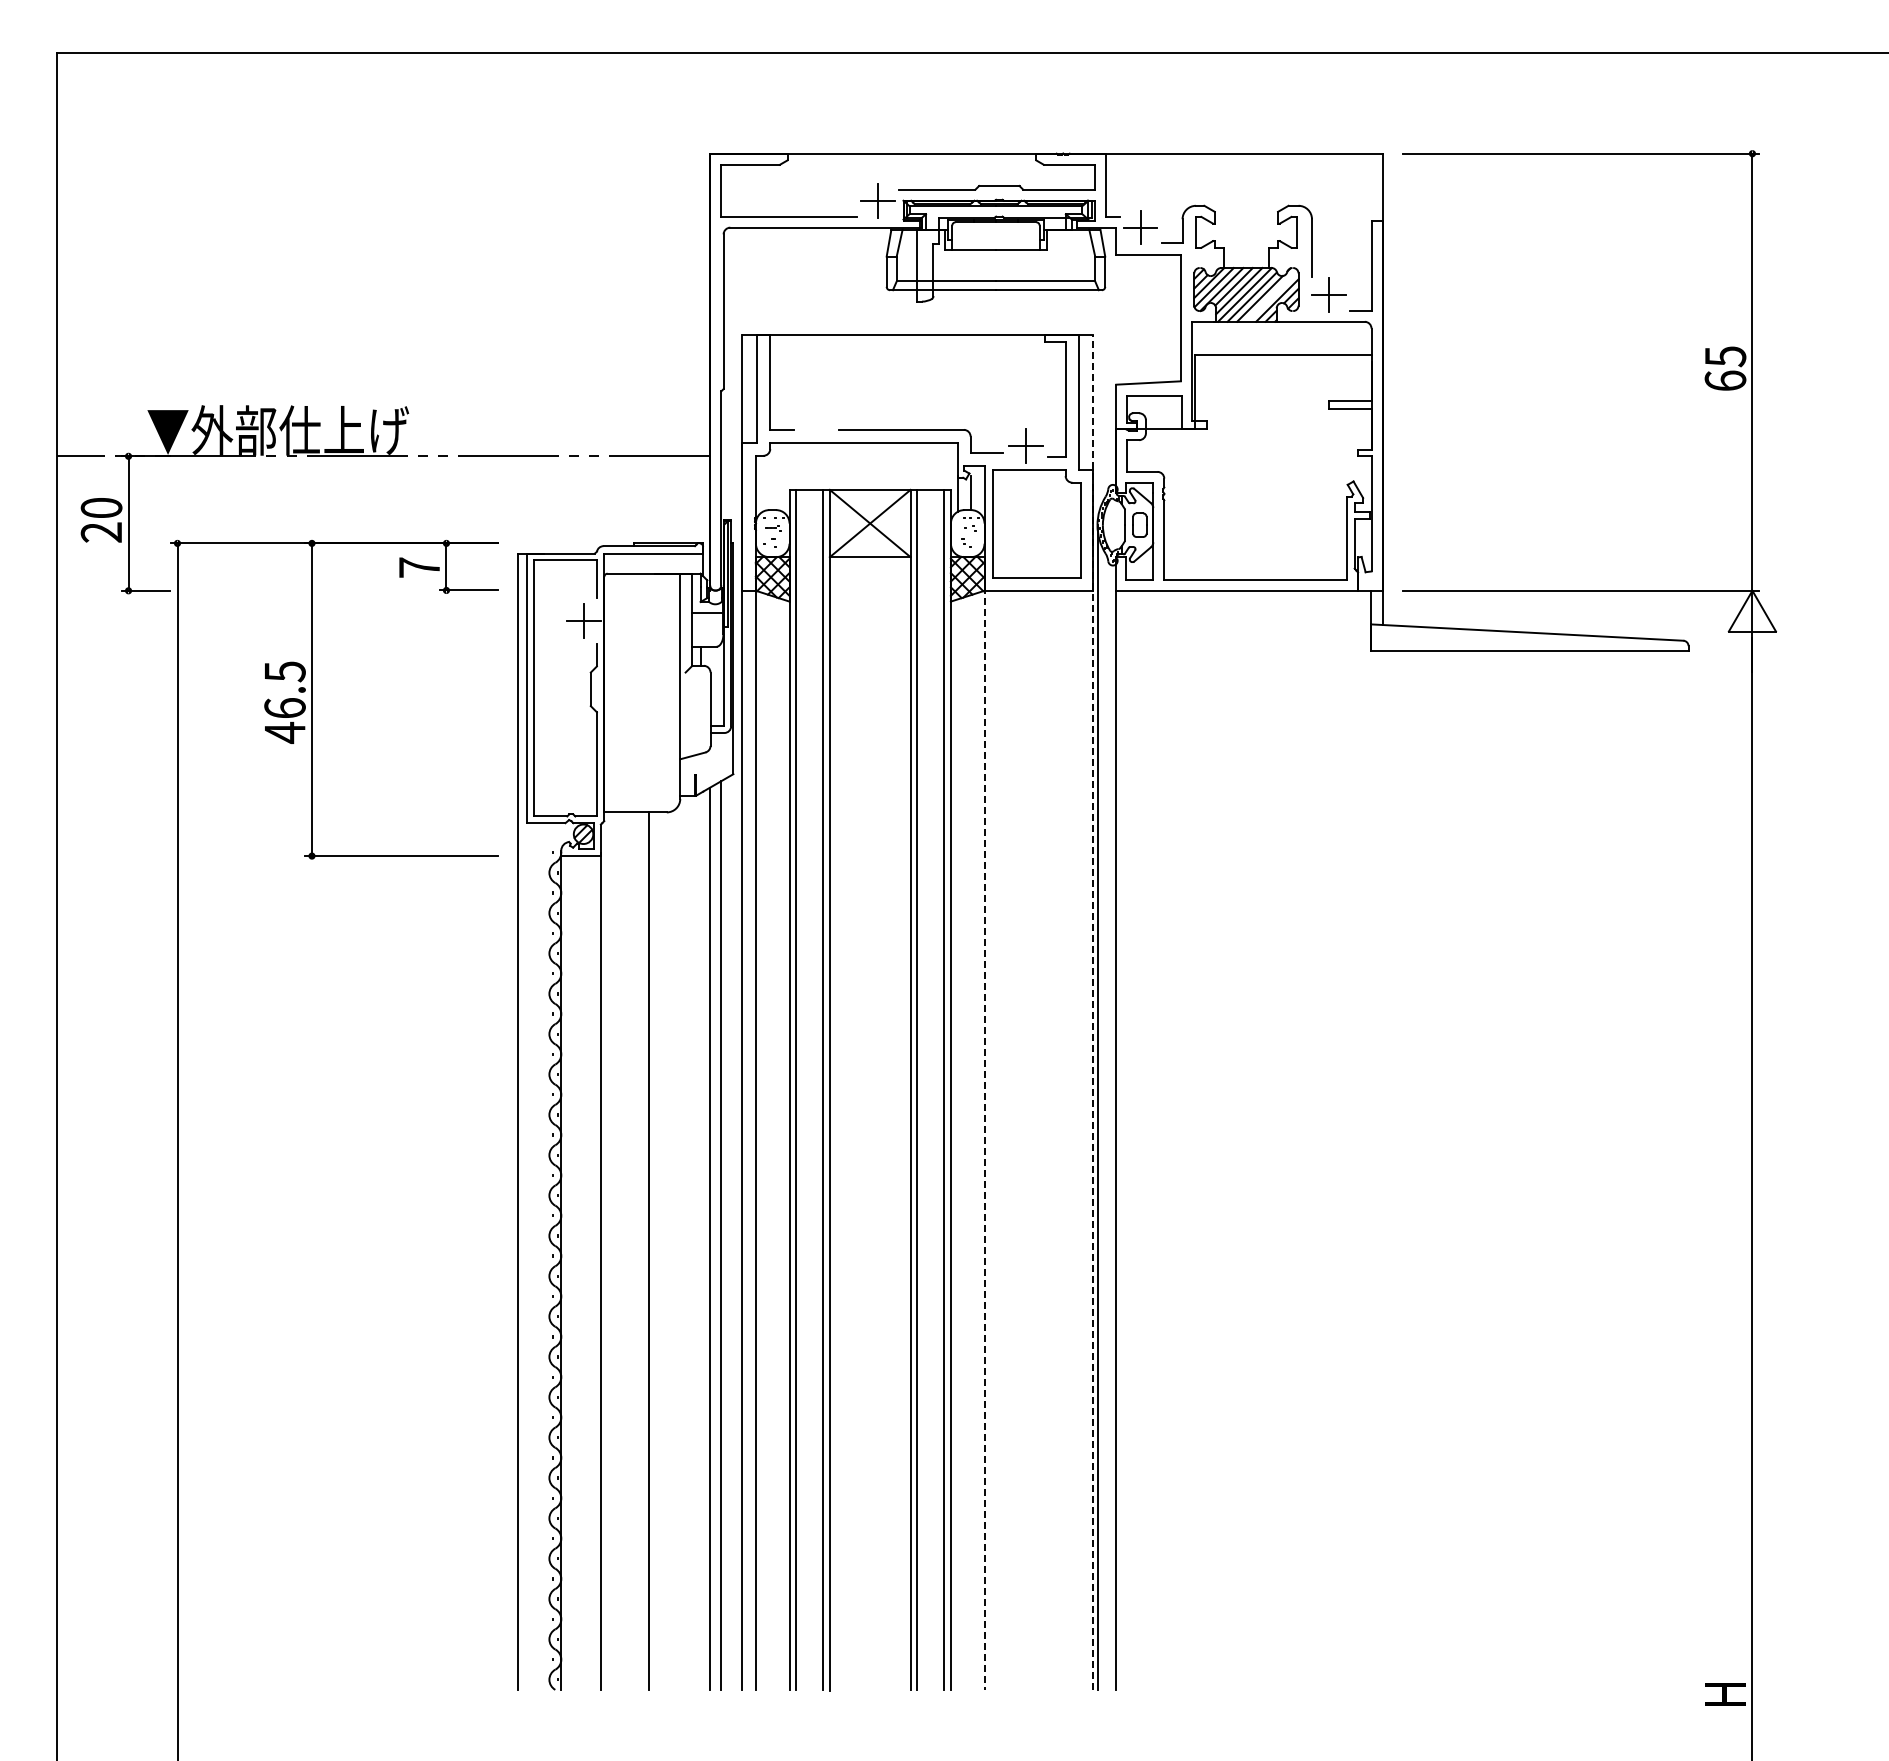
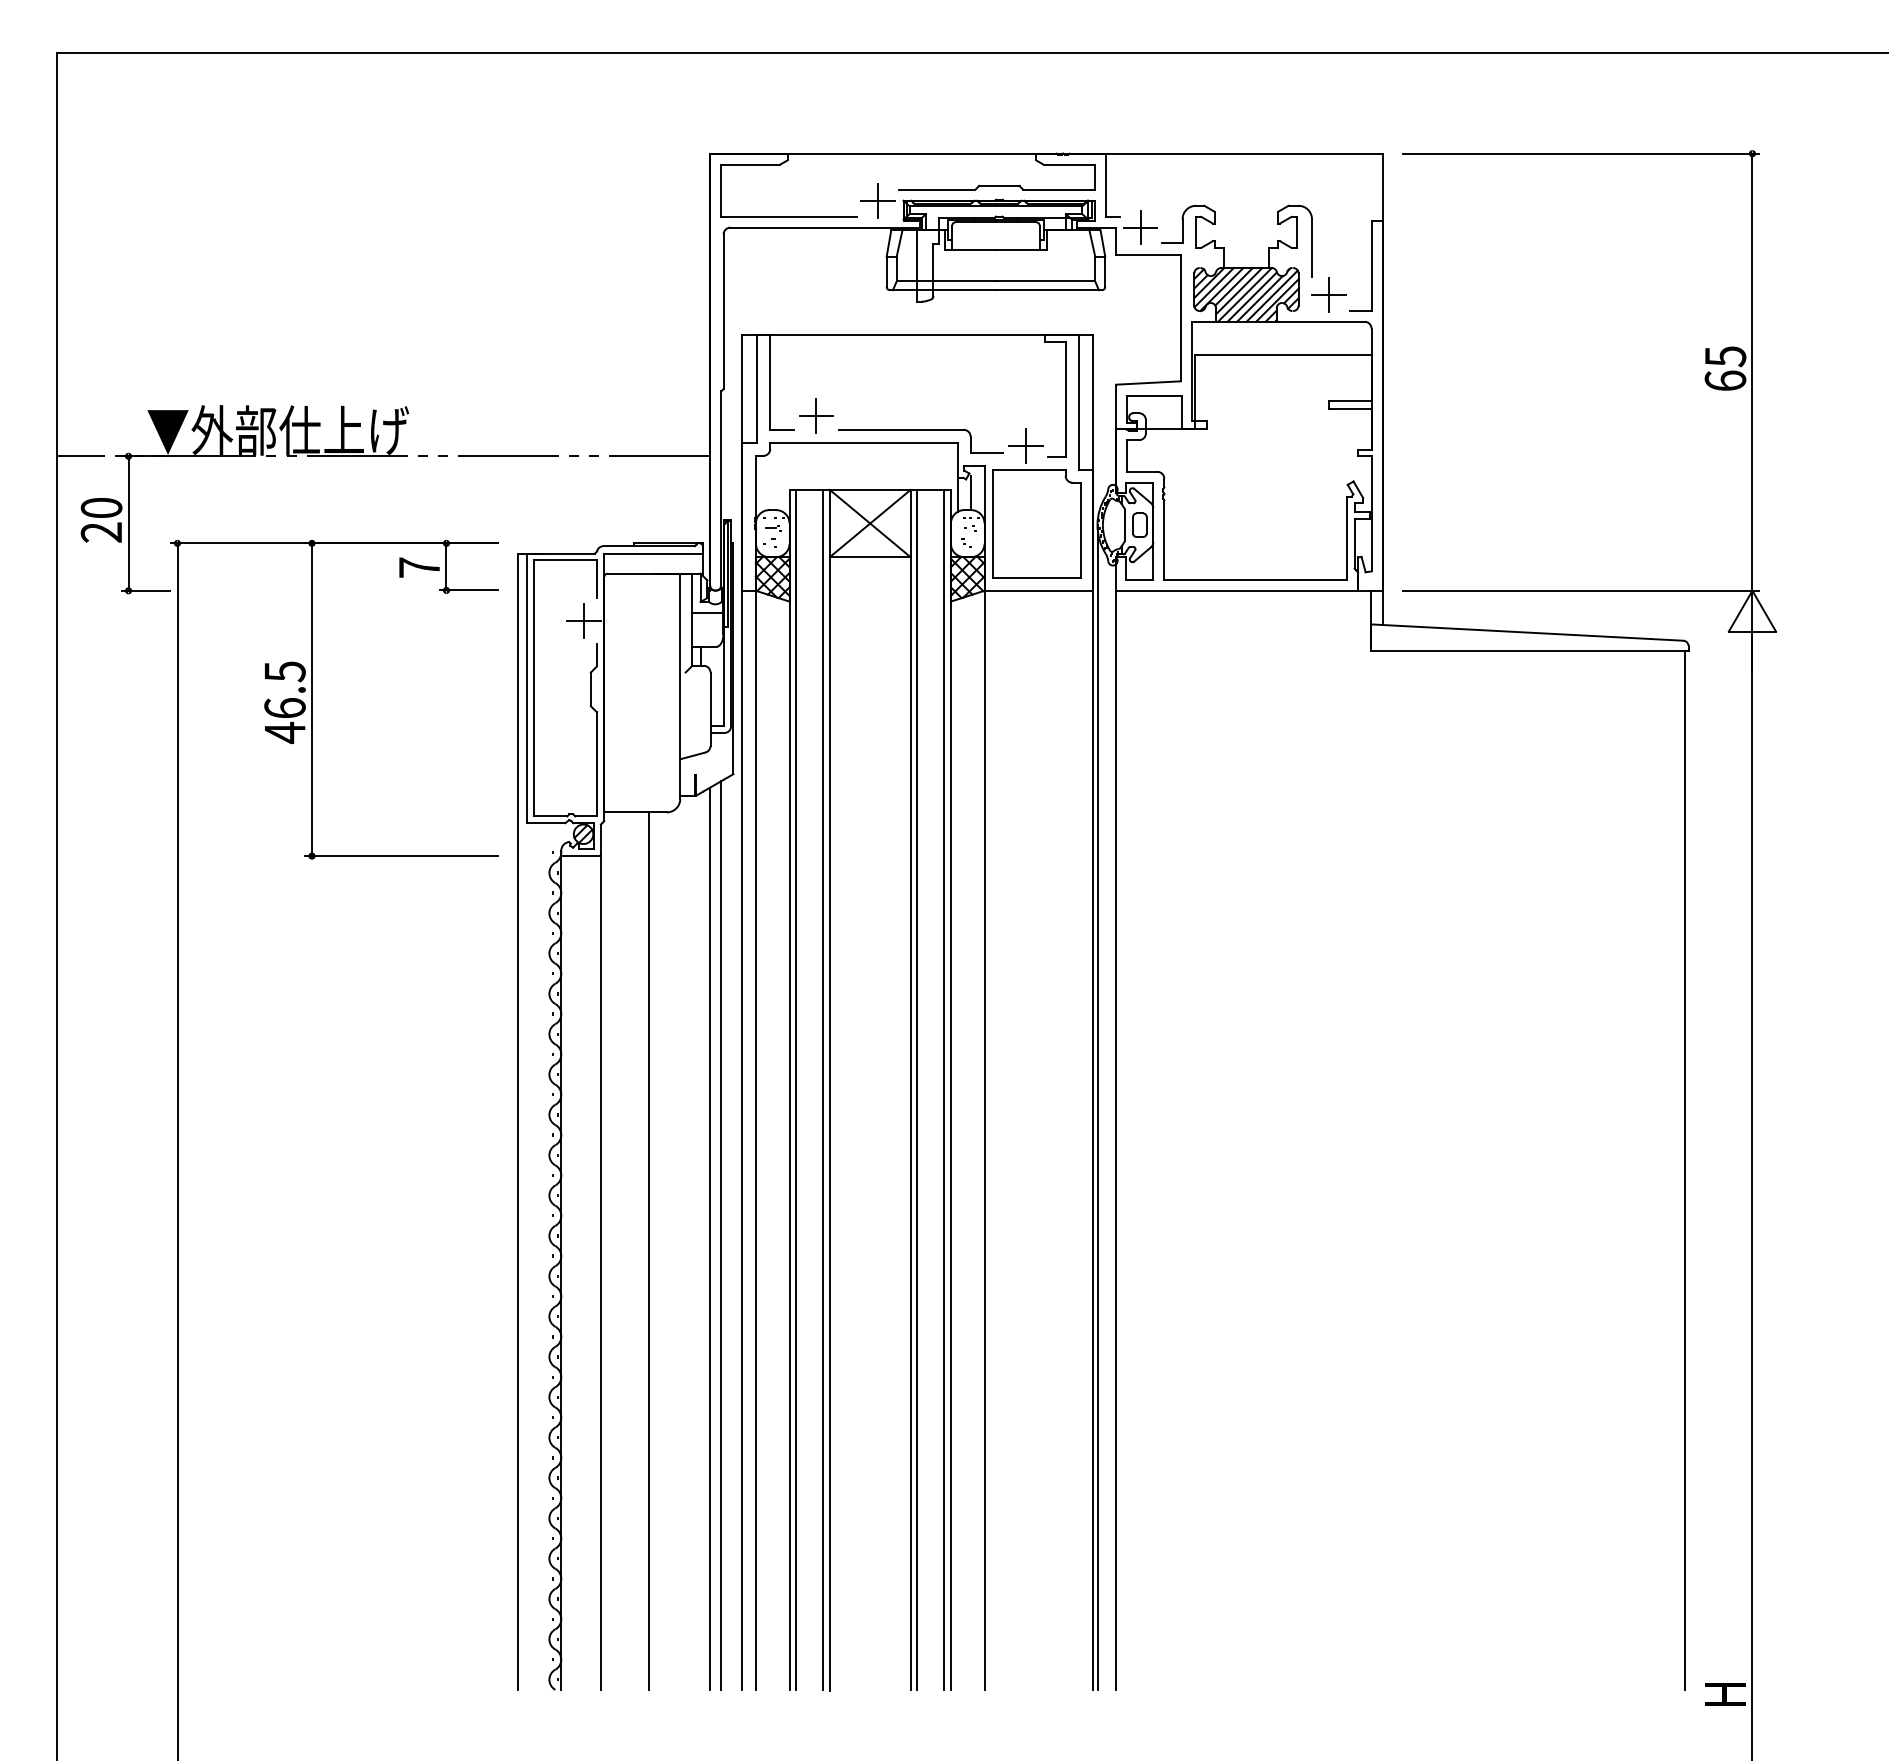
line: none -> present (1271, 295)
part: none -> present (816, 415)
line: dashed -> solid (1093, 1012)
line: dashed -> solid (984, 1139)
line: none -> present (1685, 1170)
